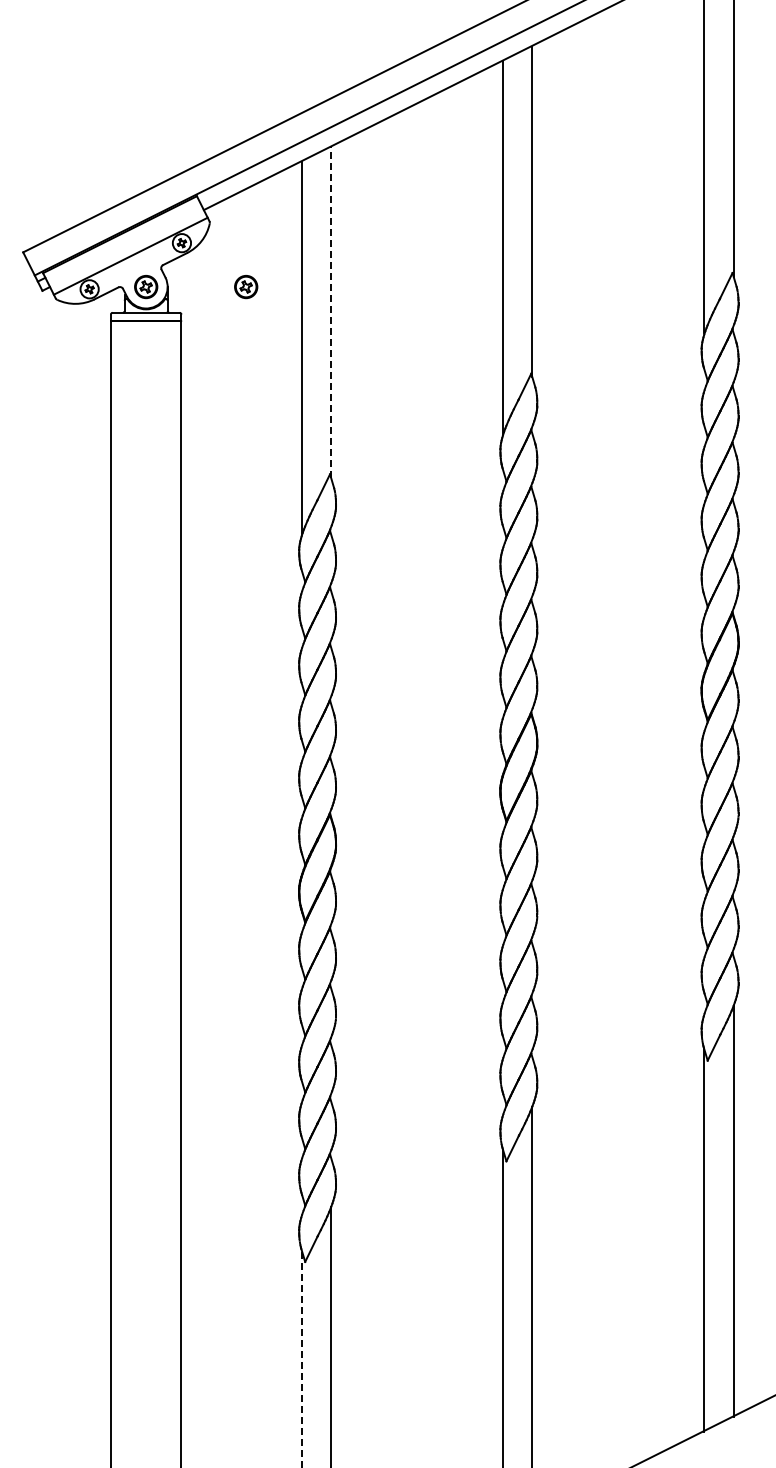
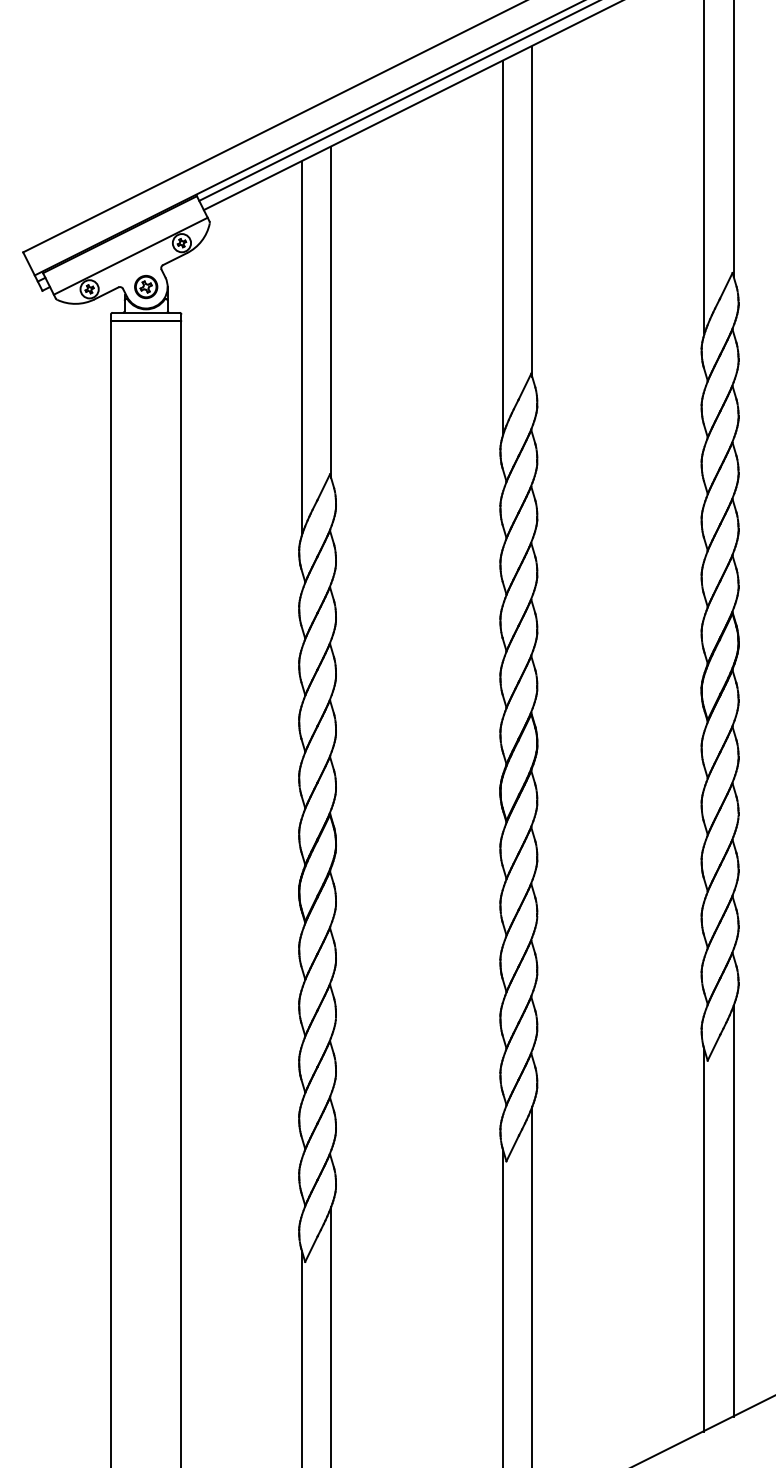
line: none -> present (397, 101)
part: present -> none (246, 287)
line: dashed -> solid (331, 312)
line: dashed -> solid (301, 1358)
